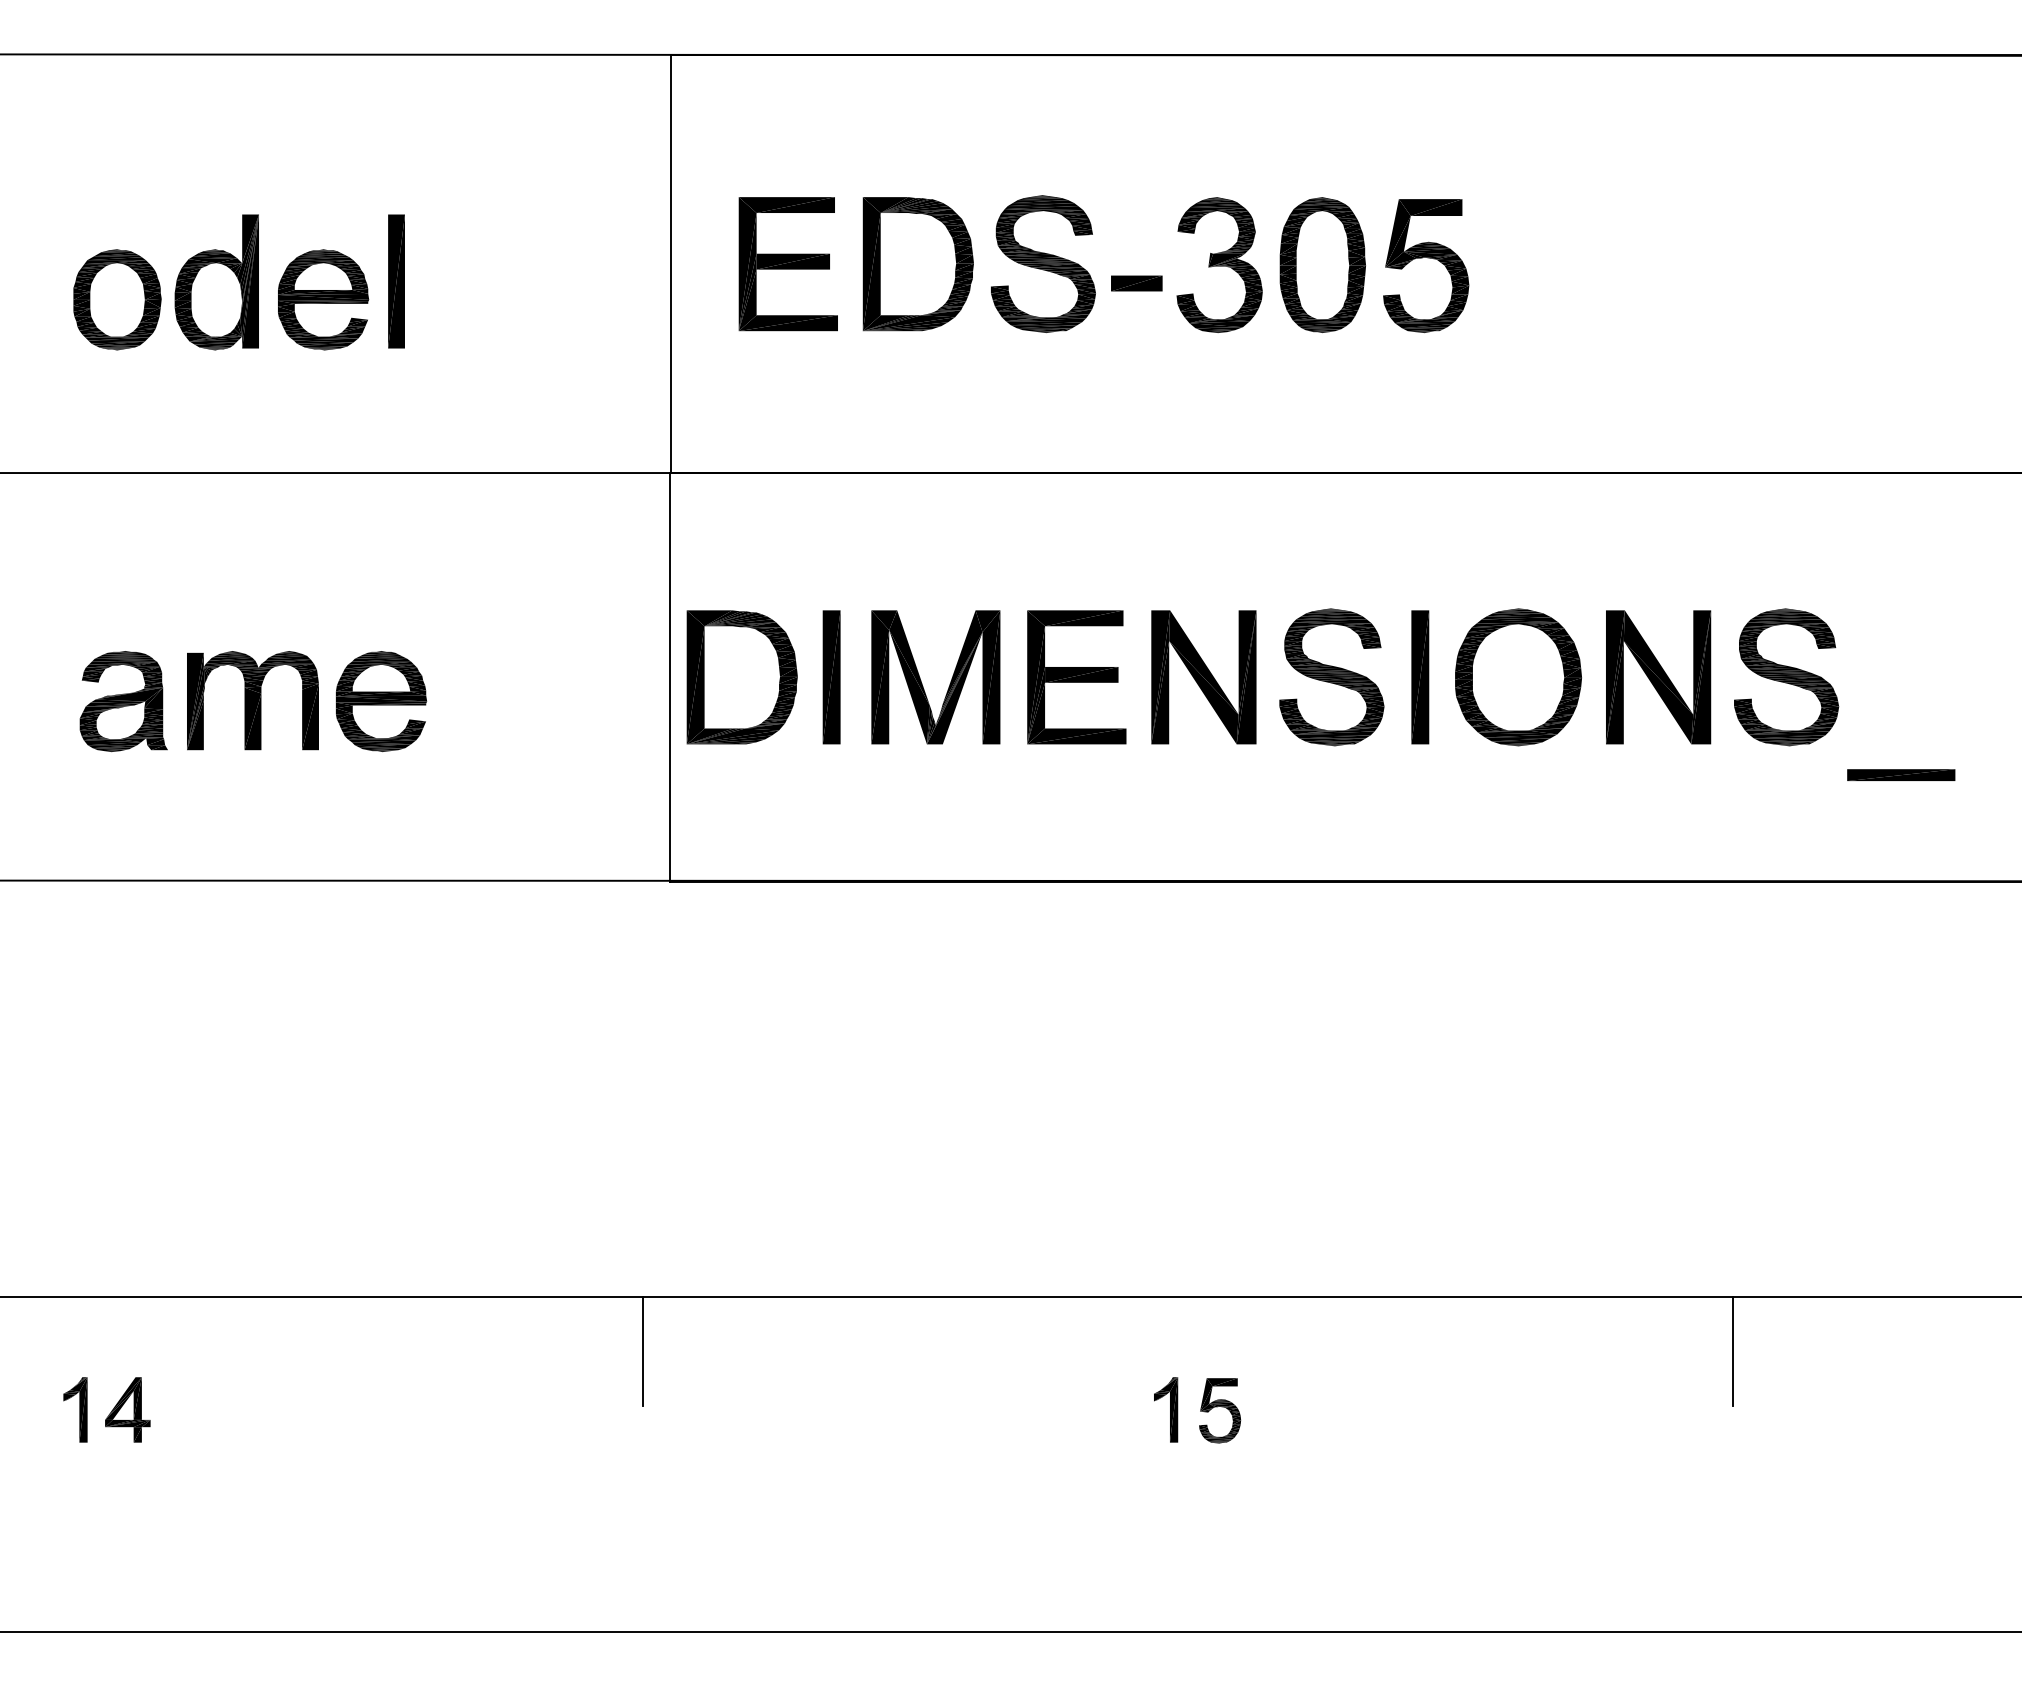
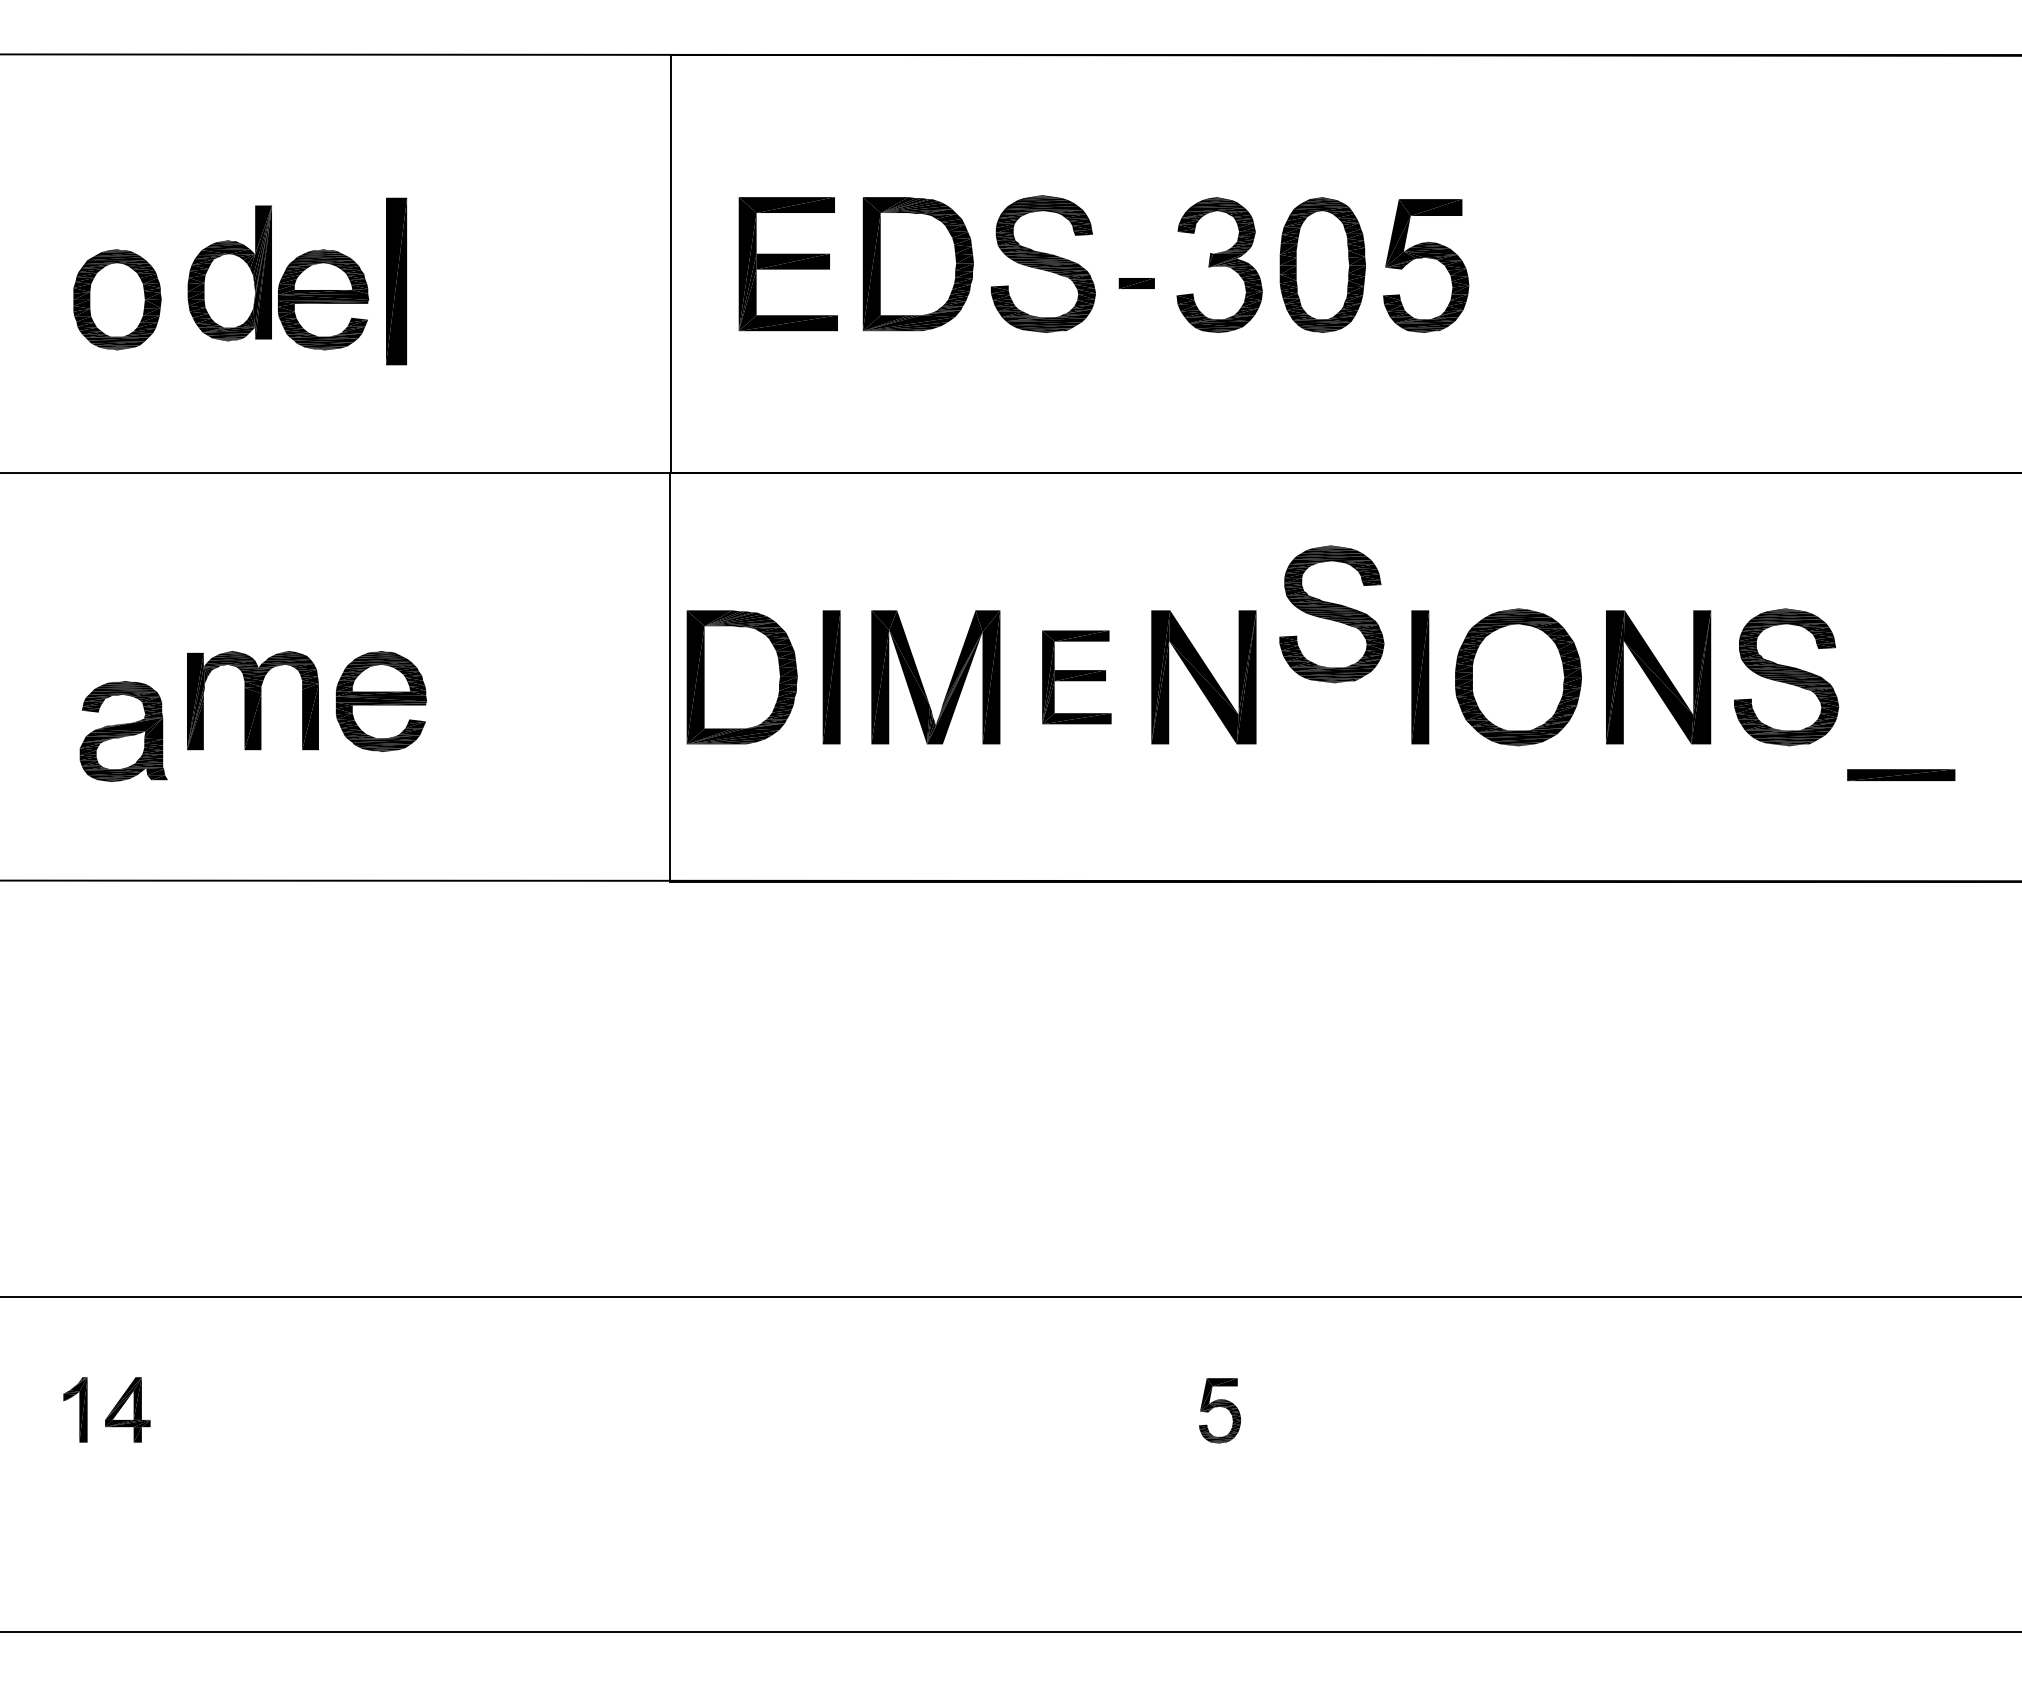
part size: 17x135 px -> 22x169 px (396, 281)
part position: (216, 282) -> (229, 273) (229, 273)
part size: 52x17 px -> 37x11 px (1136, 283)
part size: 100x135 px -> 70x95 px (1076, 677)
part position: (1331, 677) -> (1331, 614) (1331, 614)
part position: (123, 701) -> (123, 731) (123, 731)
line: present -> none (642, 1350)
line: present -> none (1733, 1350)
part: present -> none (1166, 1409)
